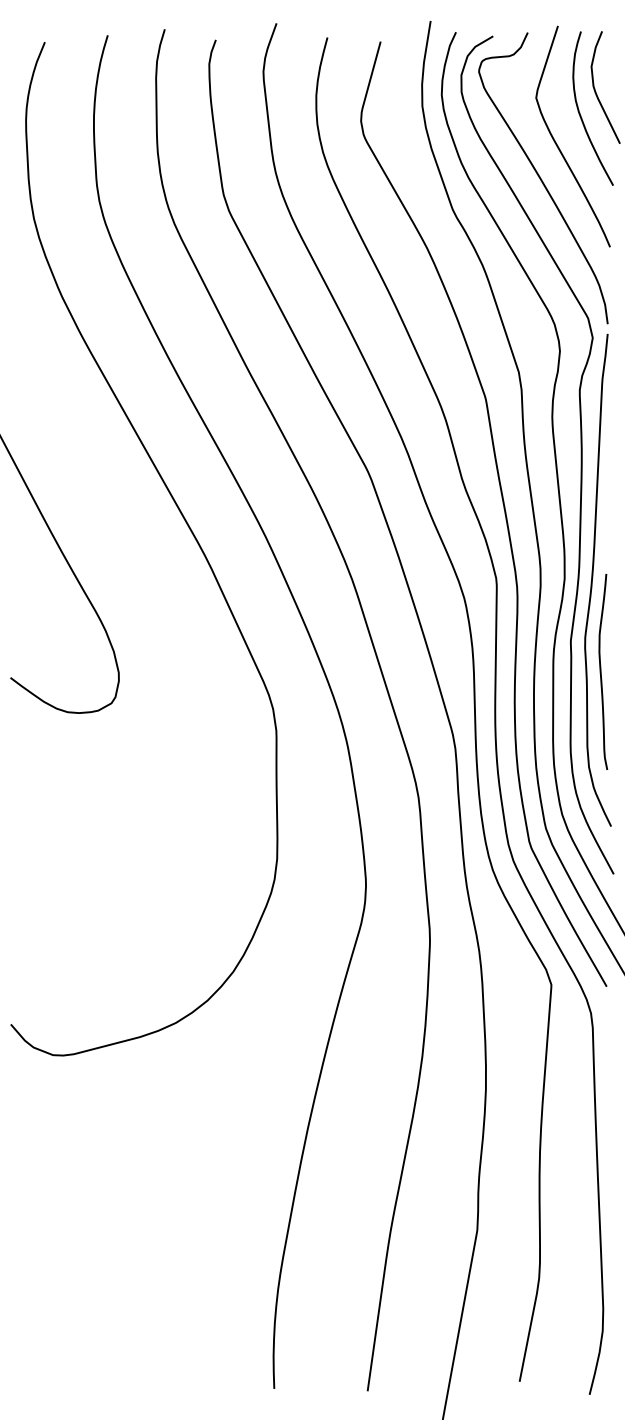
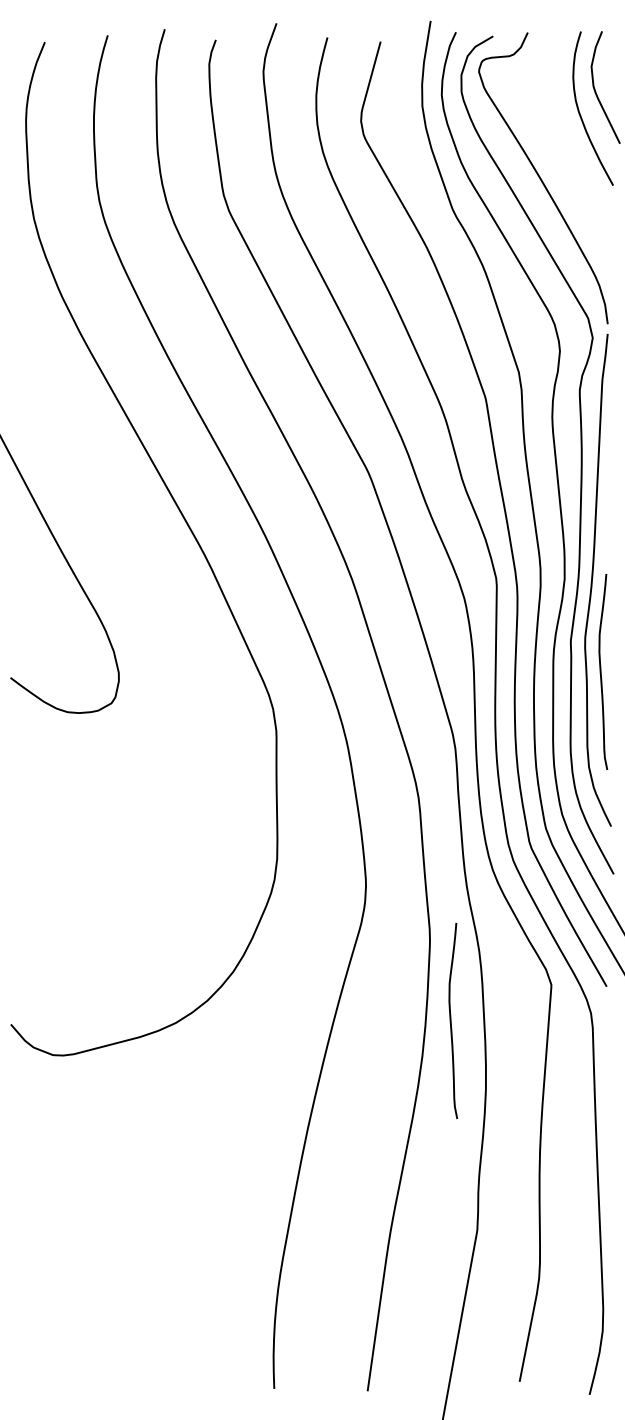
curve: present -> none (558, 145)
curve: none -> present (451, 1020)
